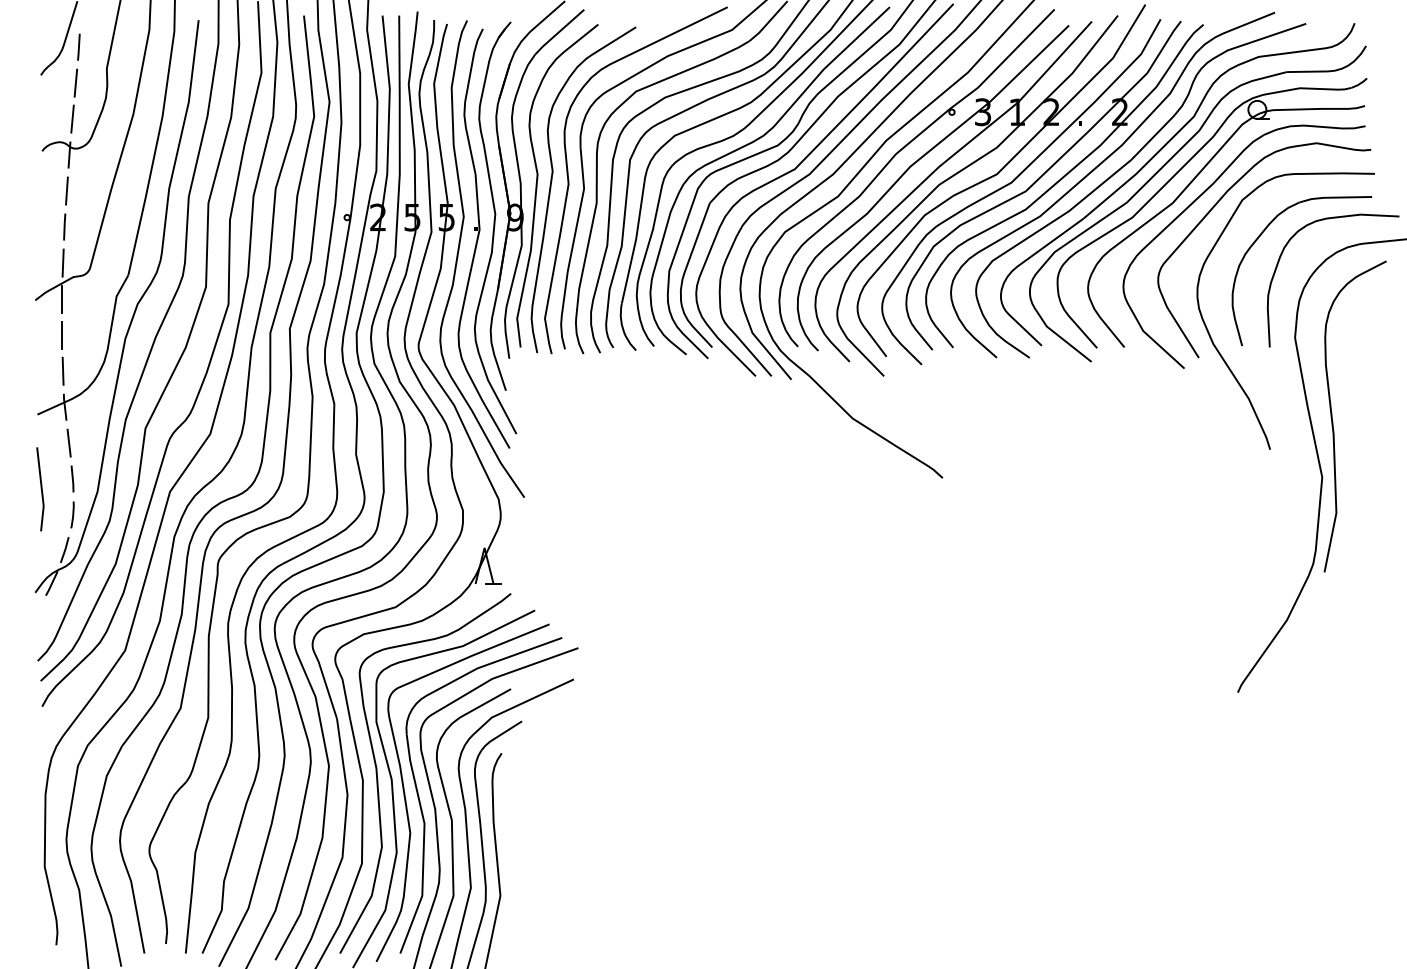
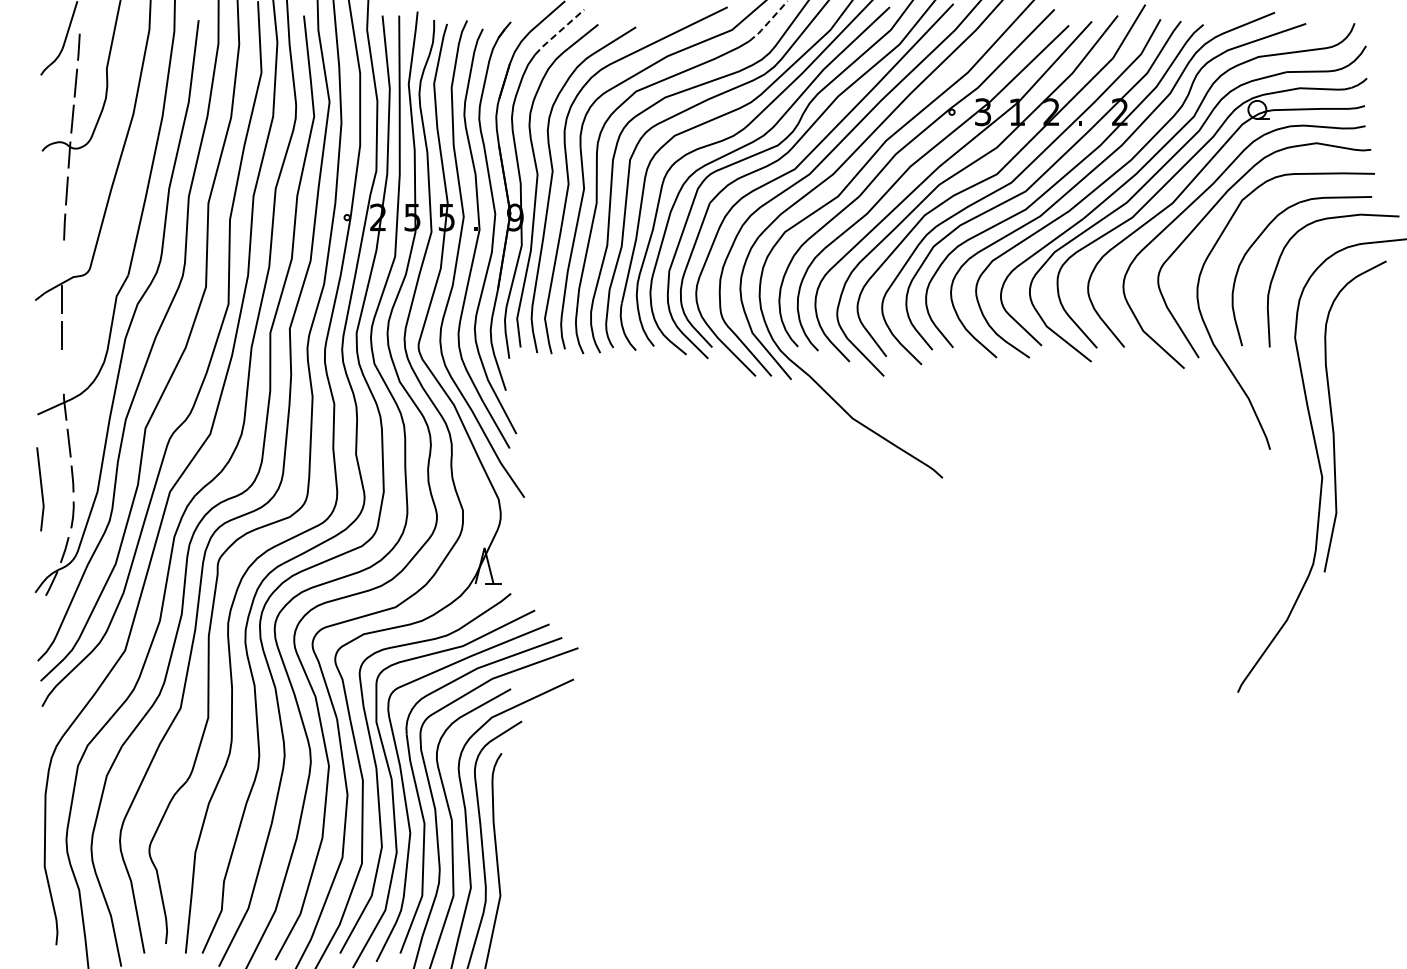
line: solid -> dashed (768, 22)
line: solid -> dashed (559, 32)
line: present -> none (62, 262)
line: present -> none (62, 370)
